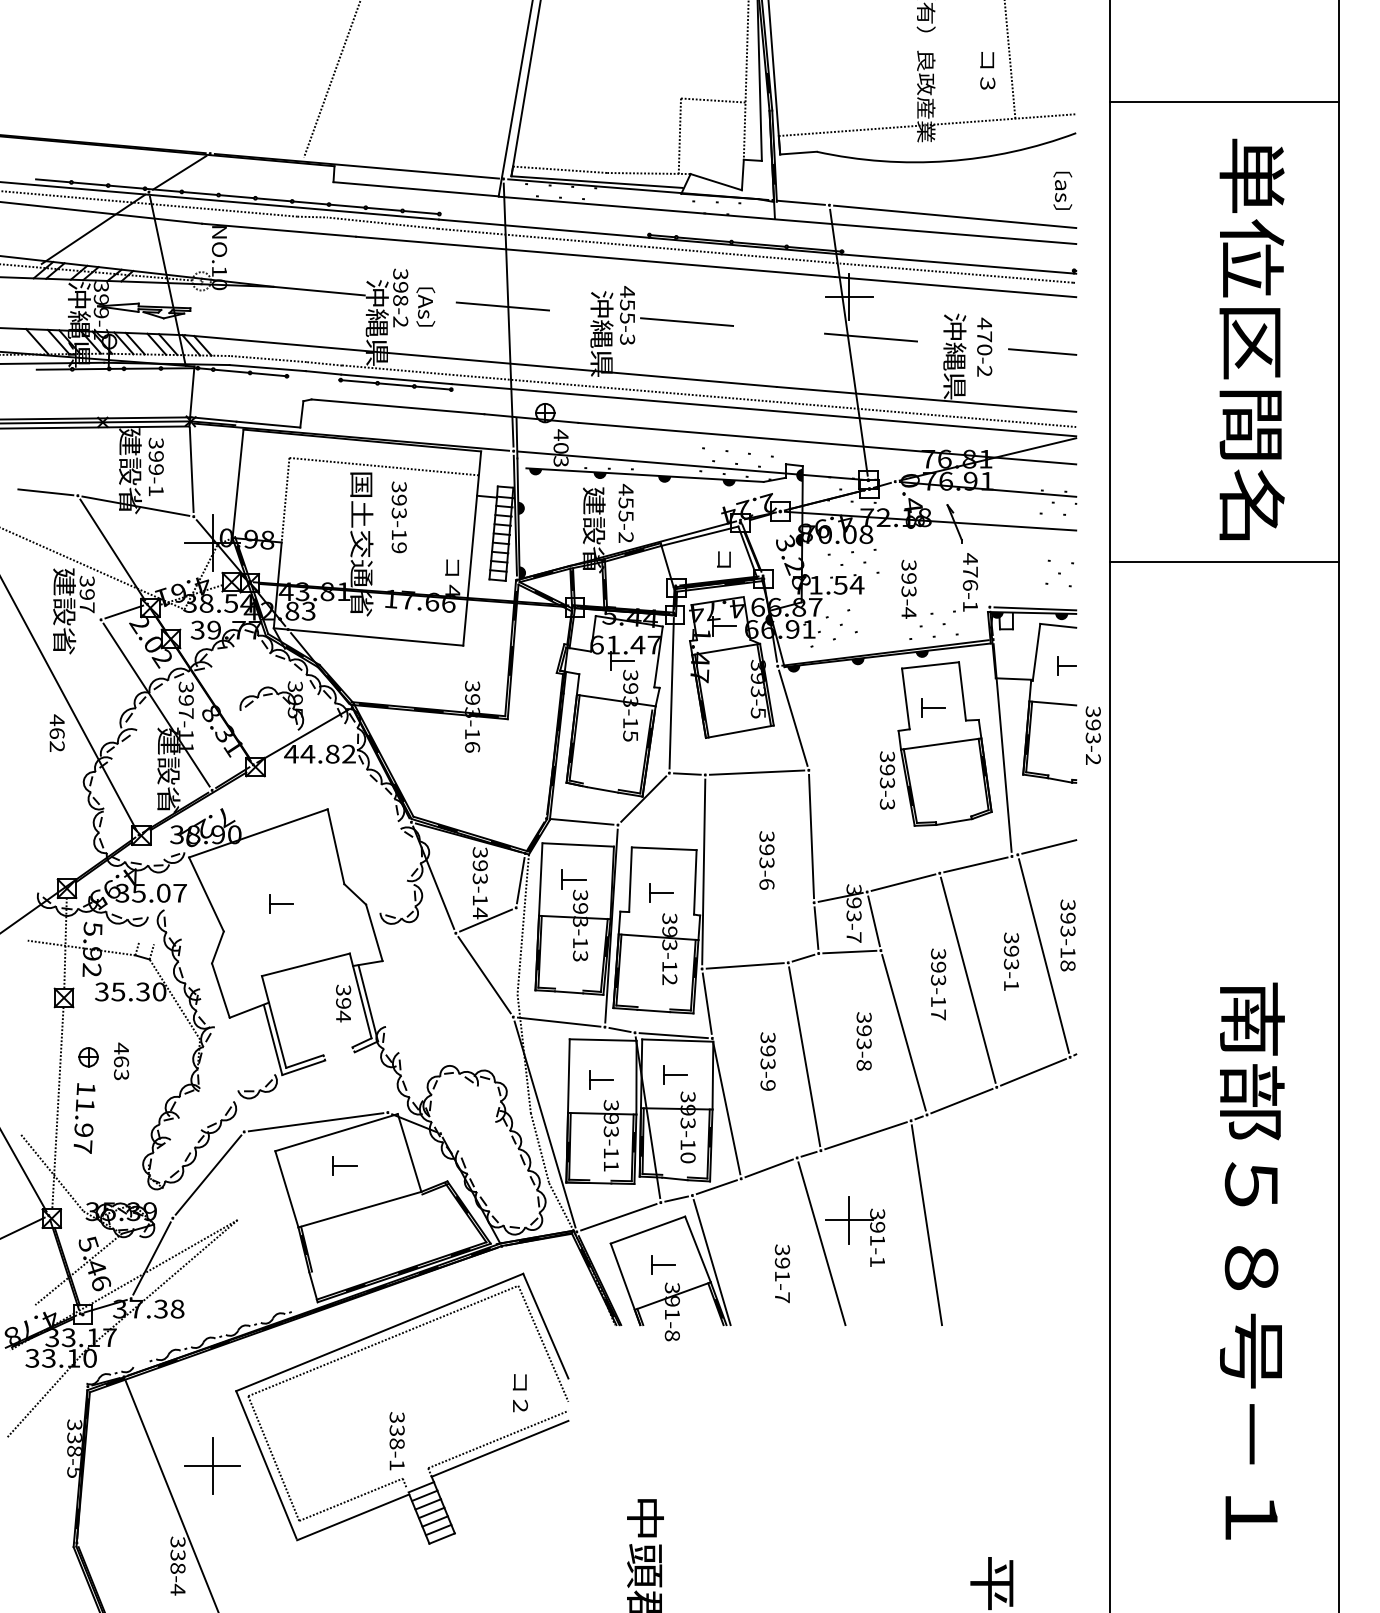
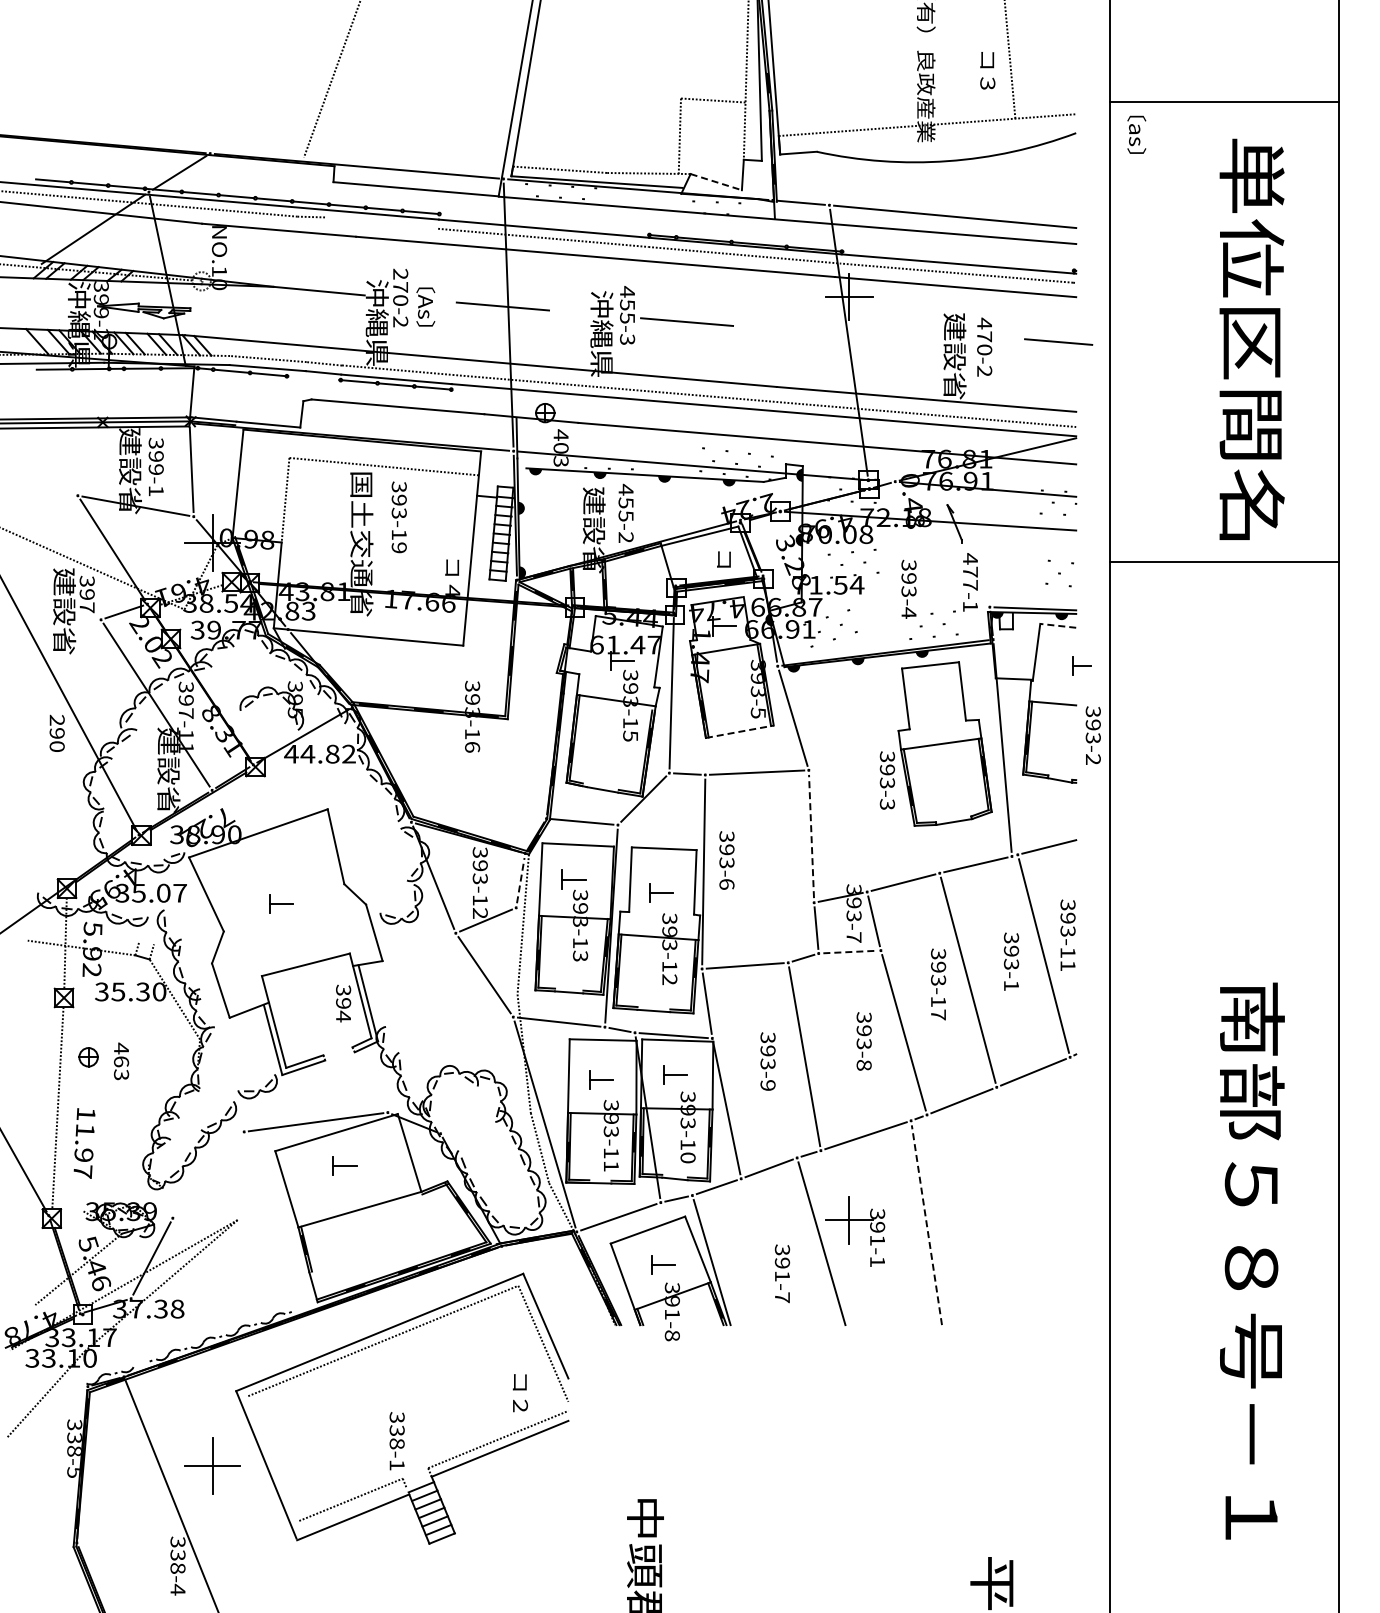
line: solid -> dashed (716, 182)
text position: (1062, 190) -> (1136, 134) (1136, 134)
line: present -> none (382, 222)
text: 398-2 -> 270-2 (400, 286)
line: present -> none (871, 337)
line position: (1042, 351) -> (1058, 341) (1058, 341)
text: 沖縄県 -> 建設省 (954, 356)
line: present -> none (45, 492)
text: 476-1 -> 477-1 (970, 585)
line: solid -> dashed (1057, 625)
part position: (1066, 665) -> (1081, 665) (1081, 665)
part: present -> none (933, 707)
line: solid -> dashed (740, 731)
text: 462 -> 290 (56, 732)
line: solid -> dashed (811, 836)
text position: (766, 860) -> (726, 860) (726, 860)
line: solid -> dashed (520, 880)
text: 393-14 -> 393-12 (480, 913)
line: solid -> dashed (849, 952)
text: 393-18 -> 393-11 (1067, 965)
text position: (84, 1118) -> (84, 1143) (84, 1143)
line: present -> none (52, 1172)
line: present -> none (208, 1174)
line: solid -> dashed (926, 1225)
line: present -> none (23, 1227)
line: present -> none (273, 1458)
